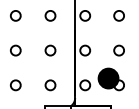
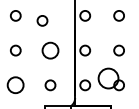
circle position: (50, 15) -> (42, 20) (42, 20)
circle size: 13x13 px -> 19x19 px (50, 50)
fill: present -> none (108, 78)
circle size: 12x13 px -> 19x19 px (15, 85)
